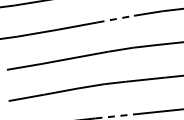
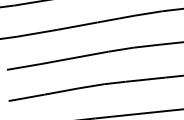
line: dashed -> solid (115, 19)
line: dashed -> solid (116, 116)
